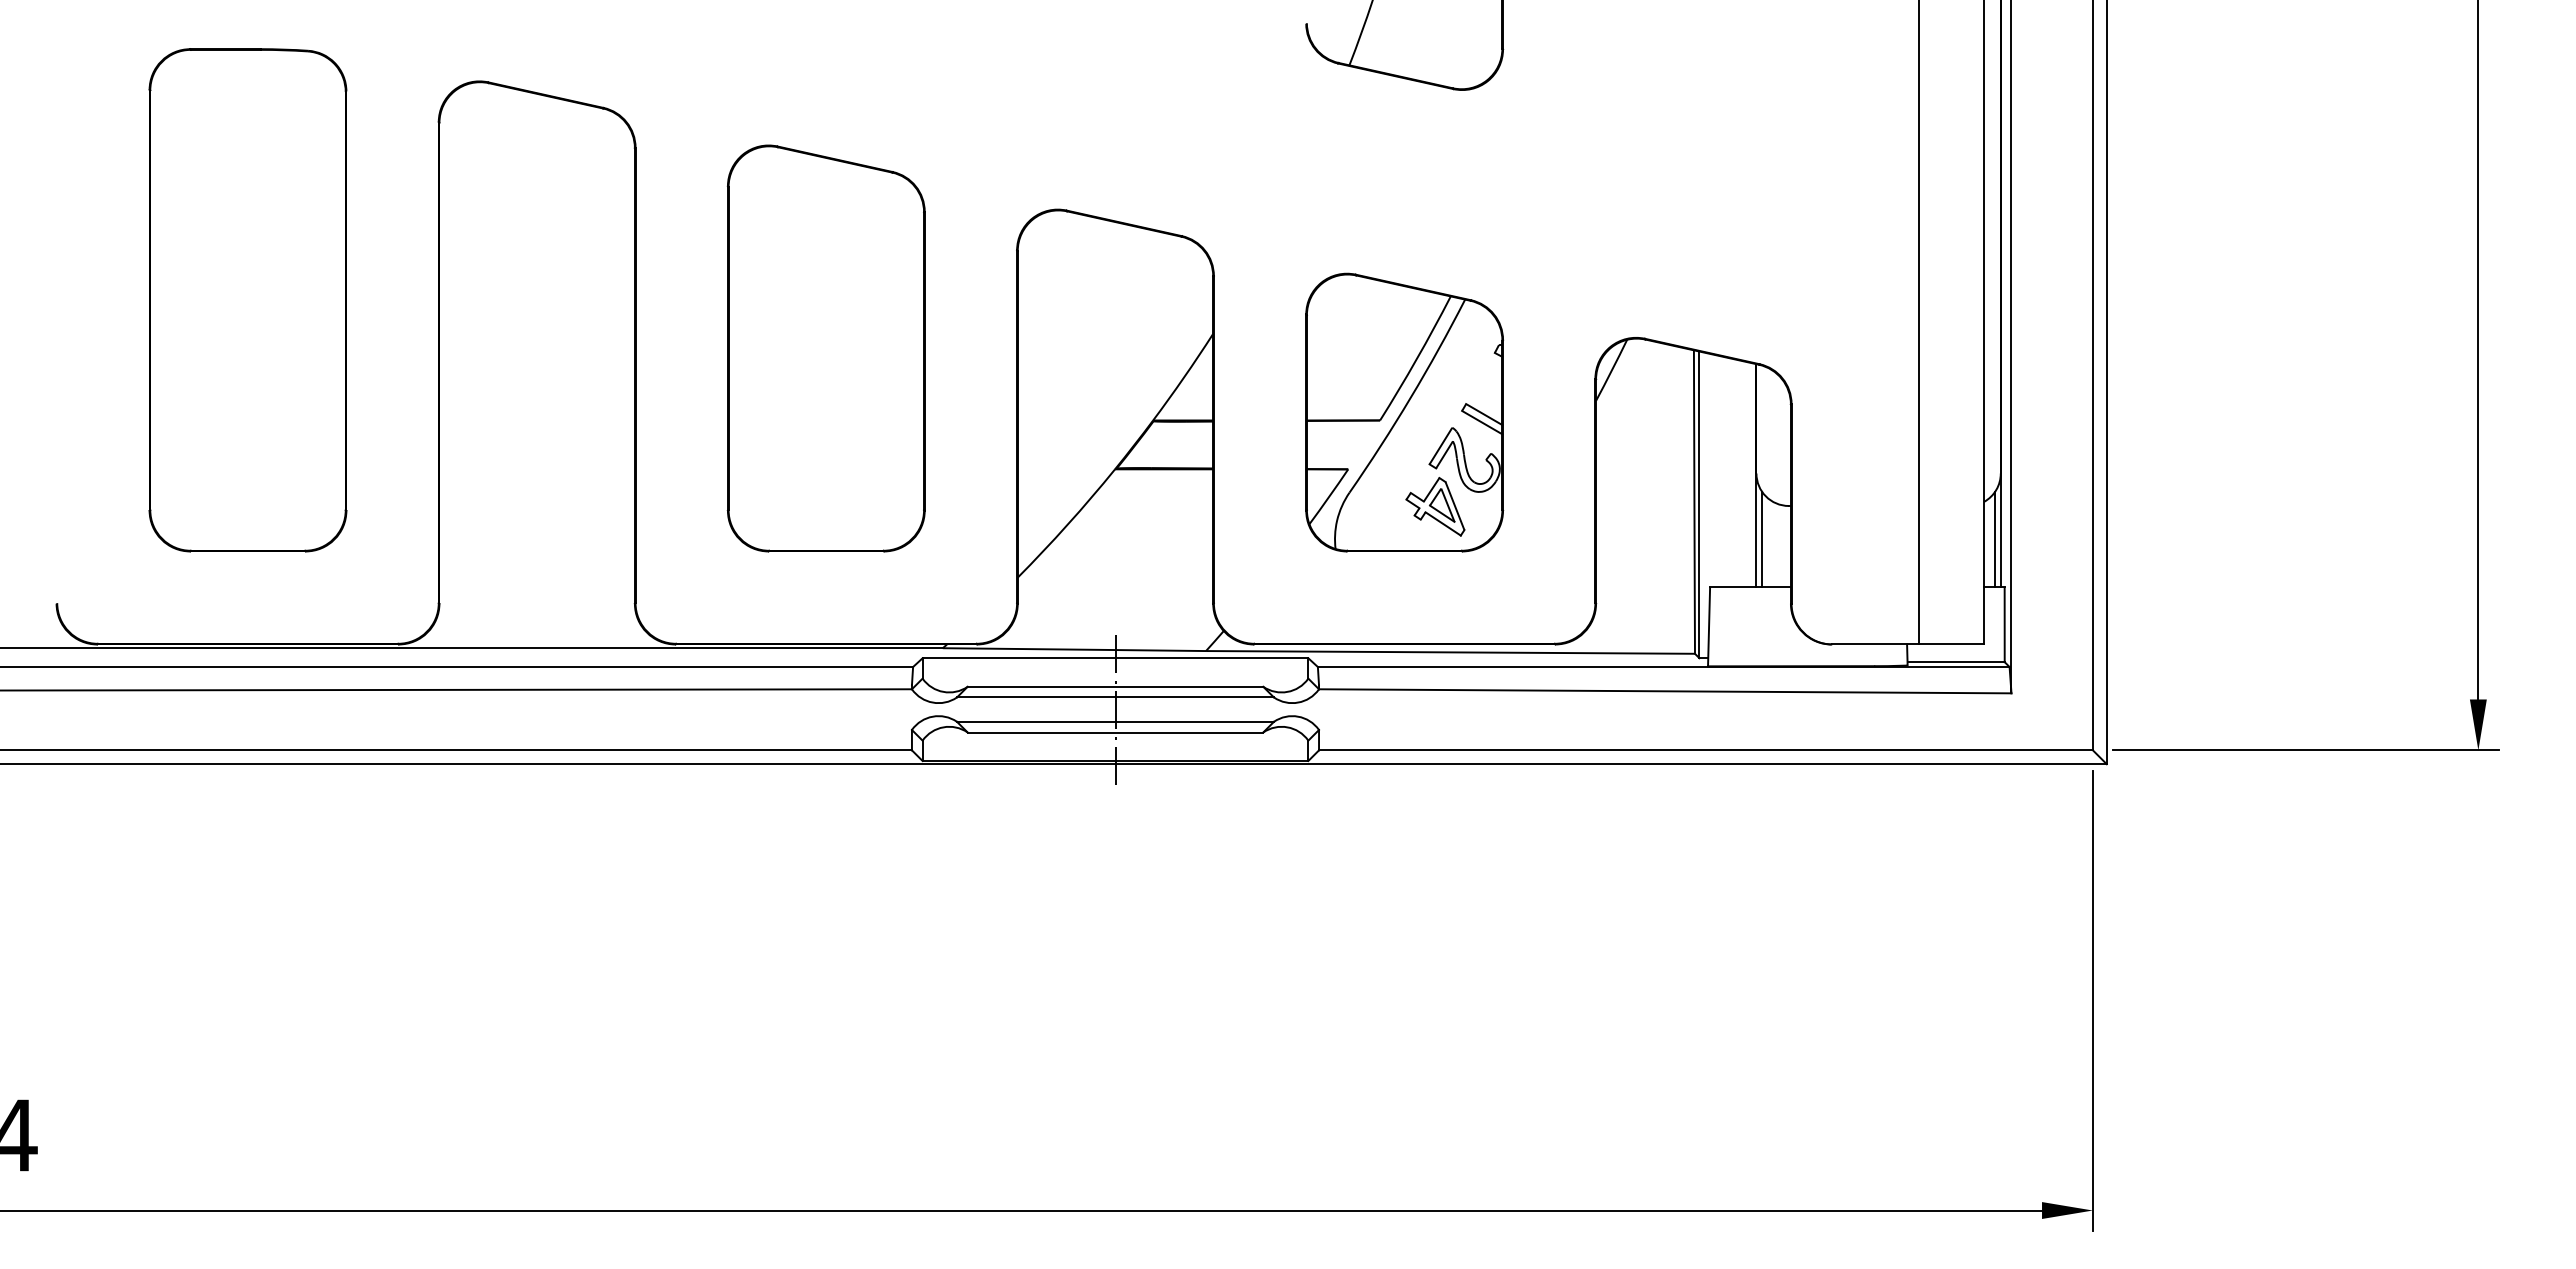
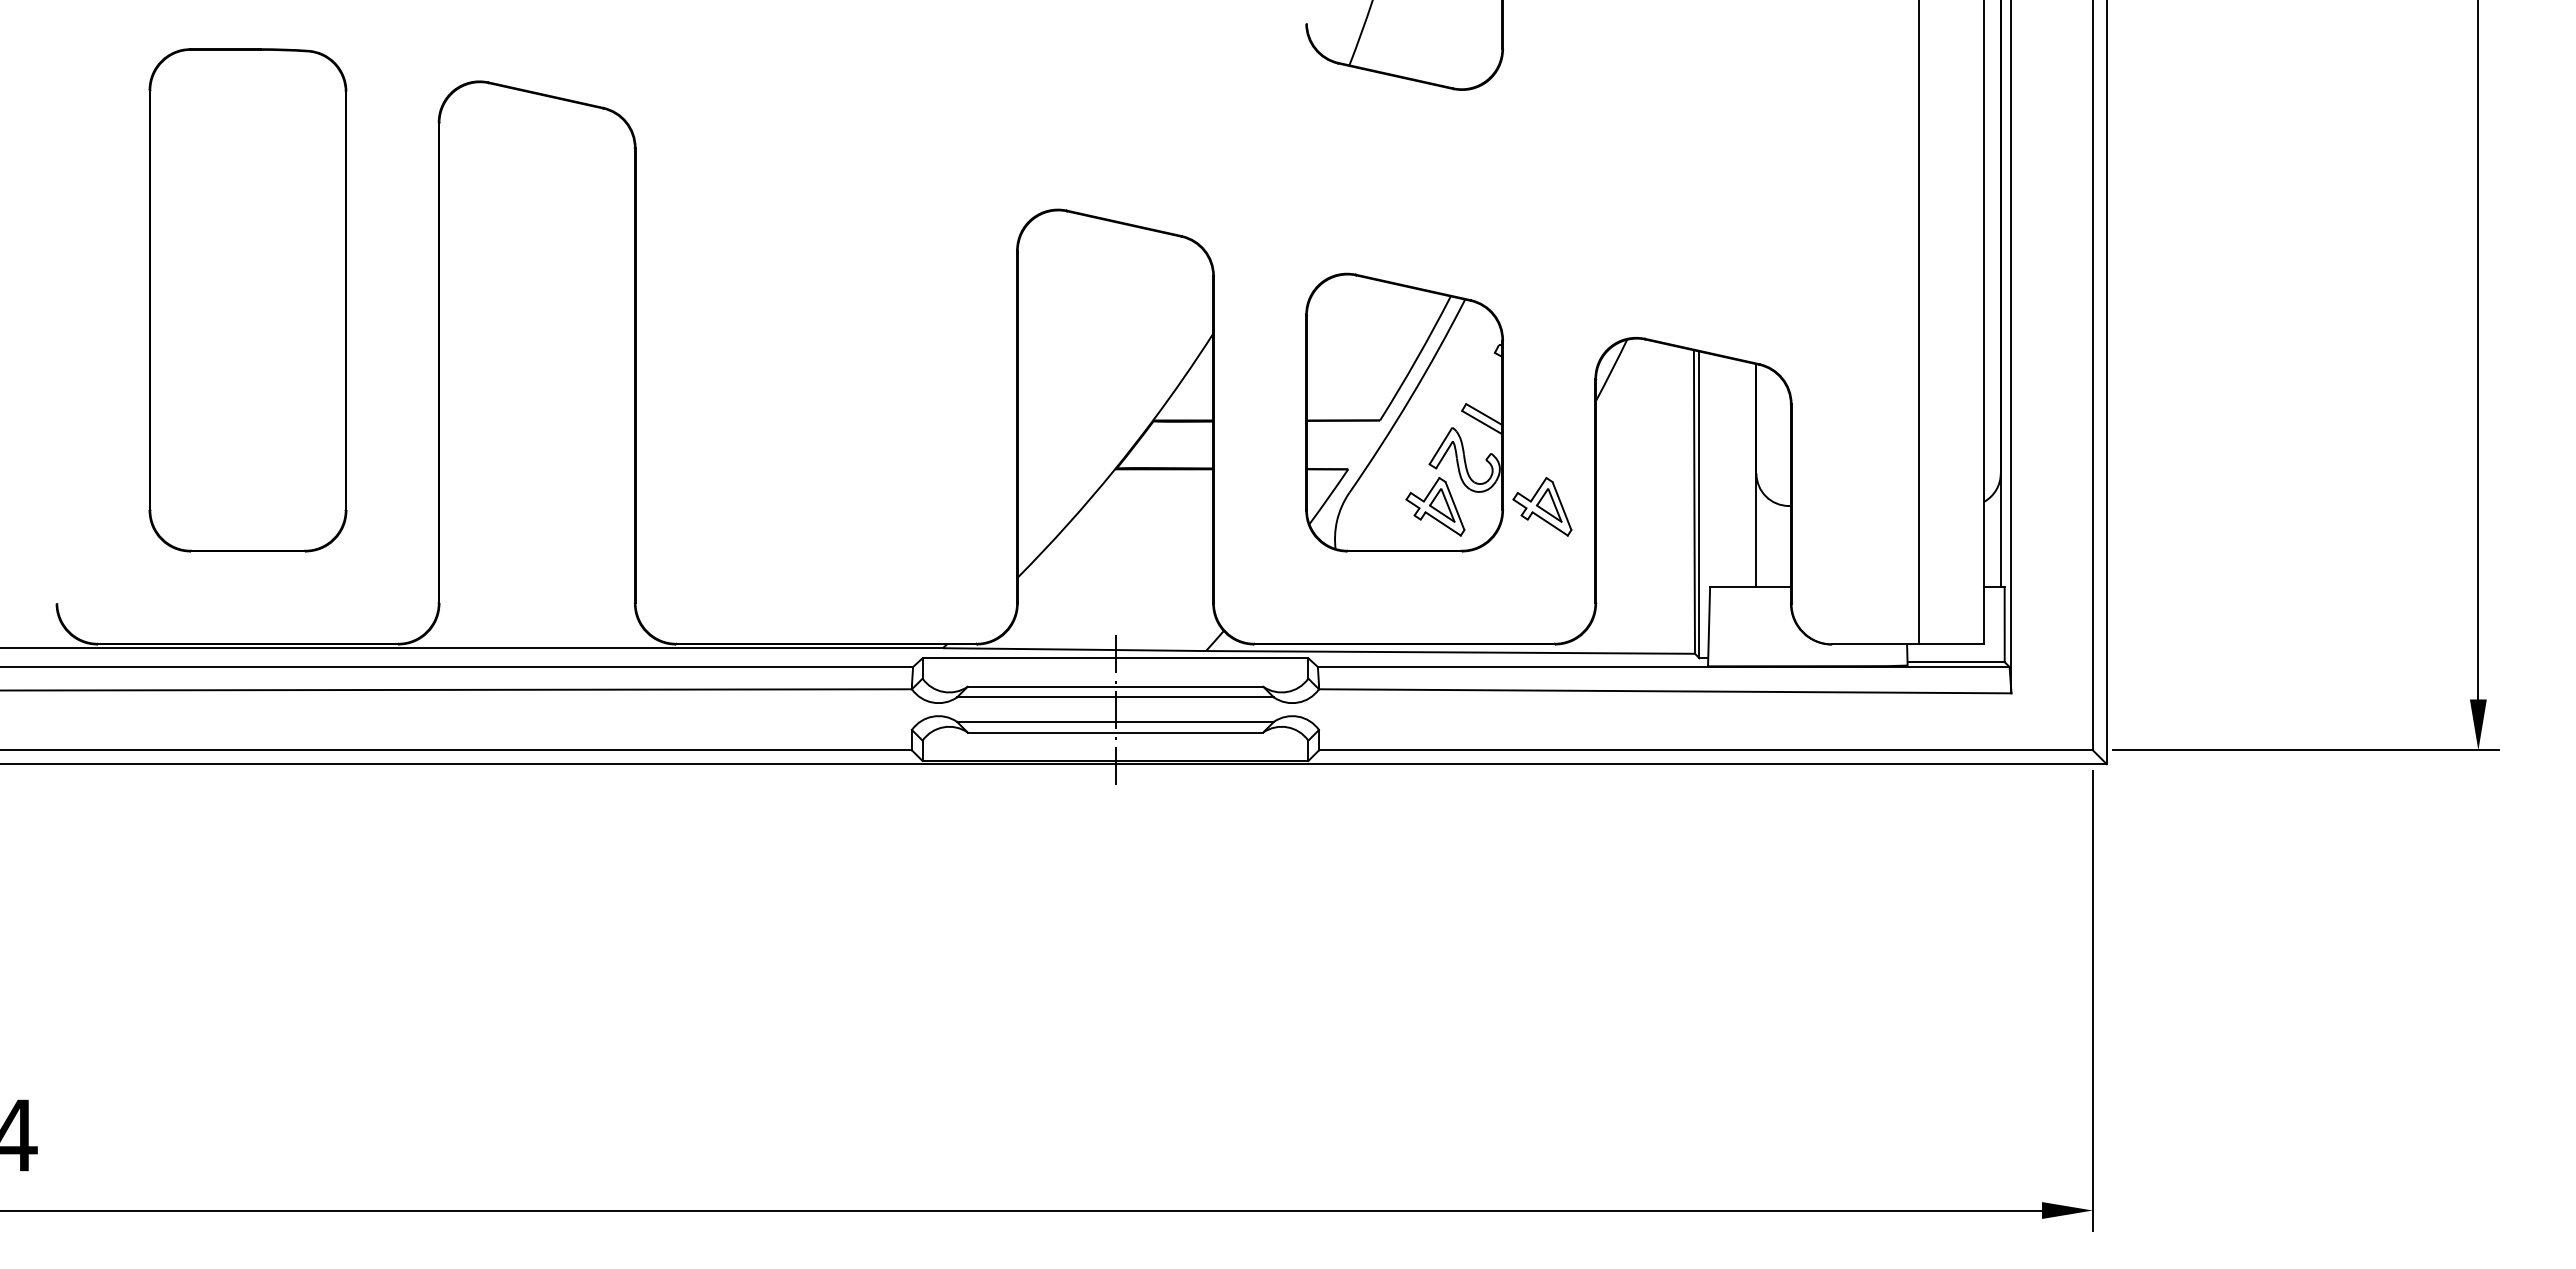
part: present -> none (825, 348)
part: none -> present (1542, 506)
line: present -> none (1762, 539)
line: present -> none (1995, 539)
